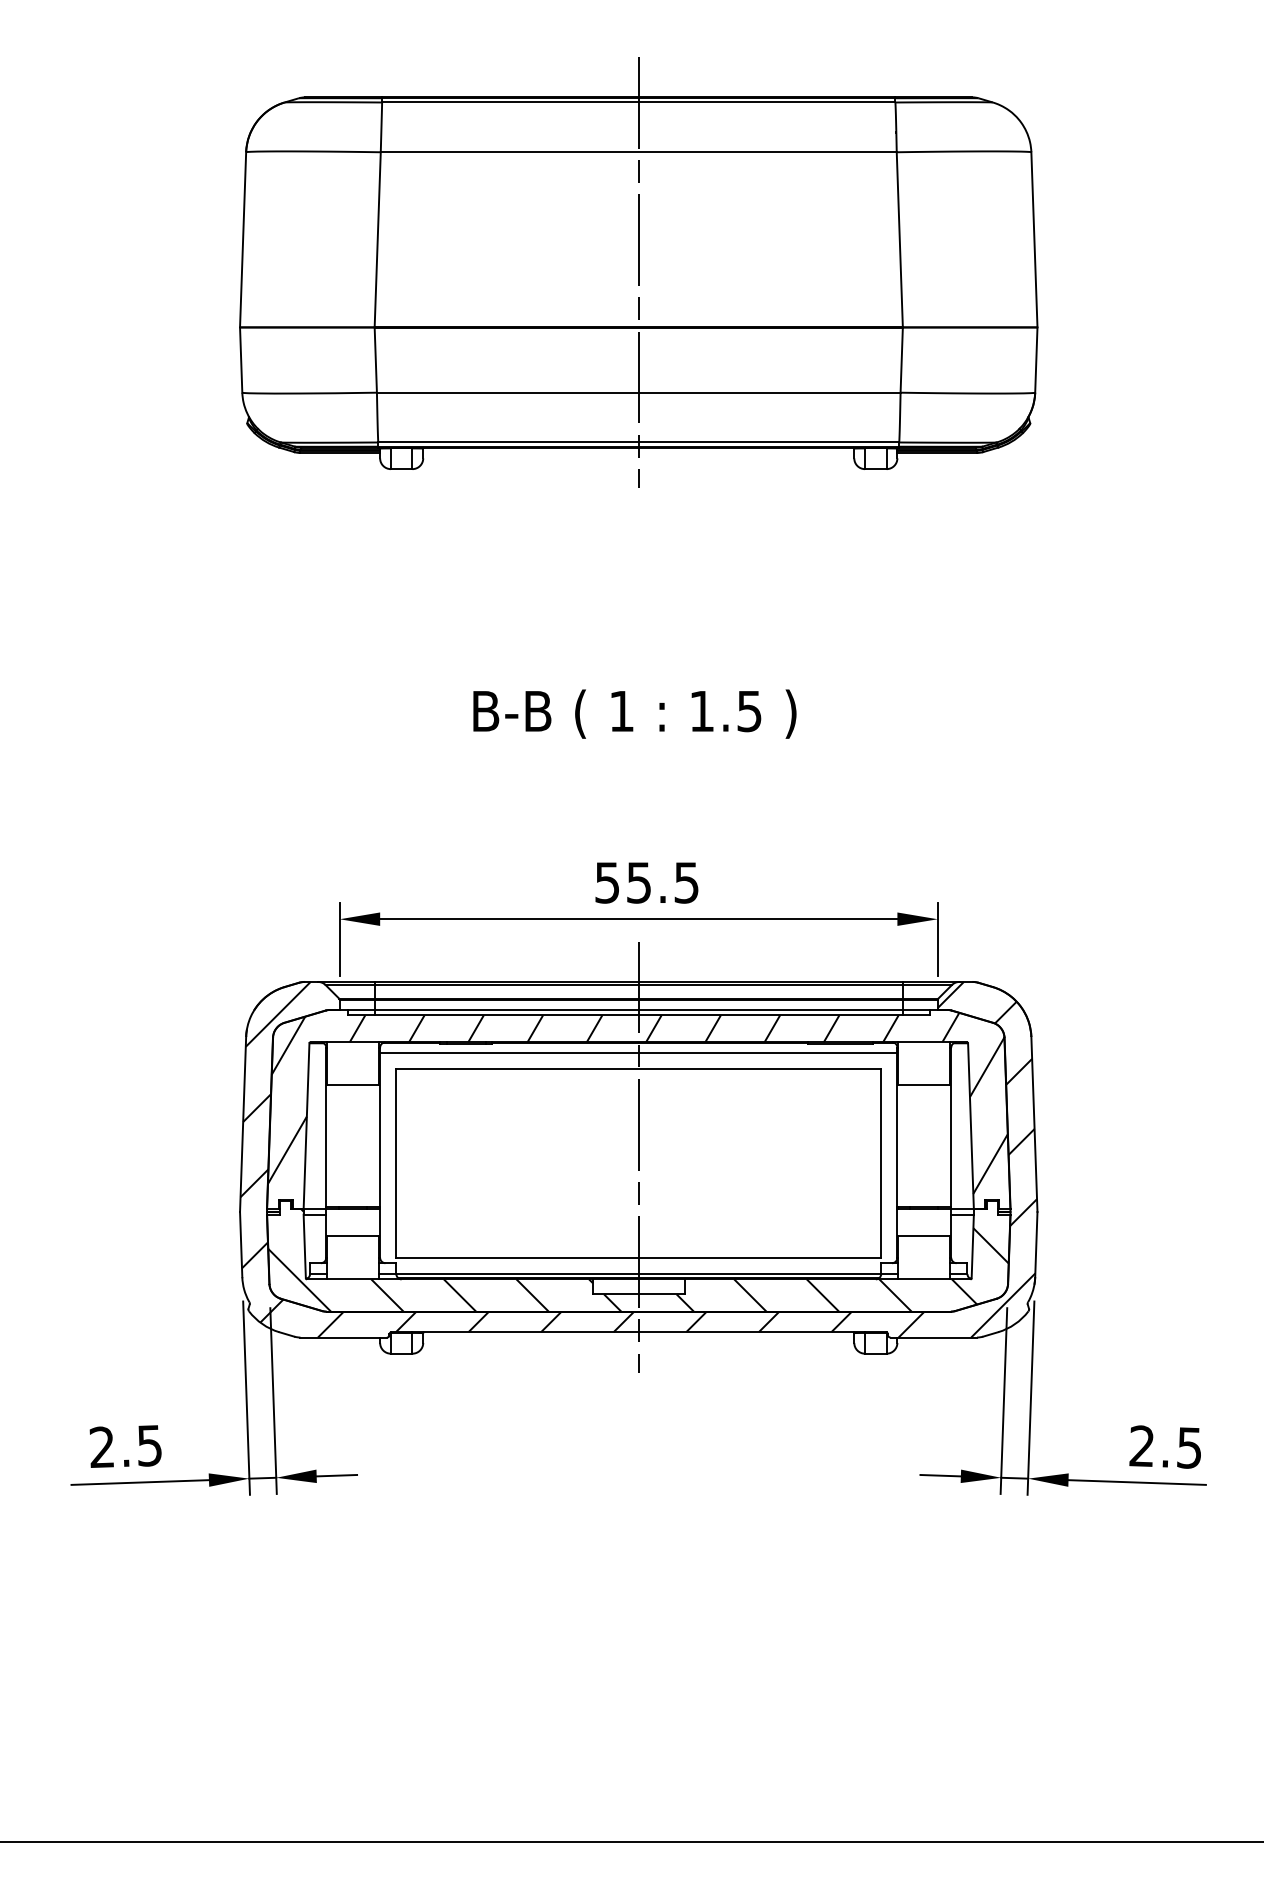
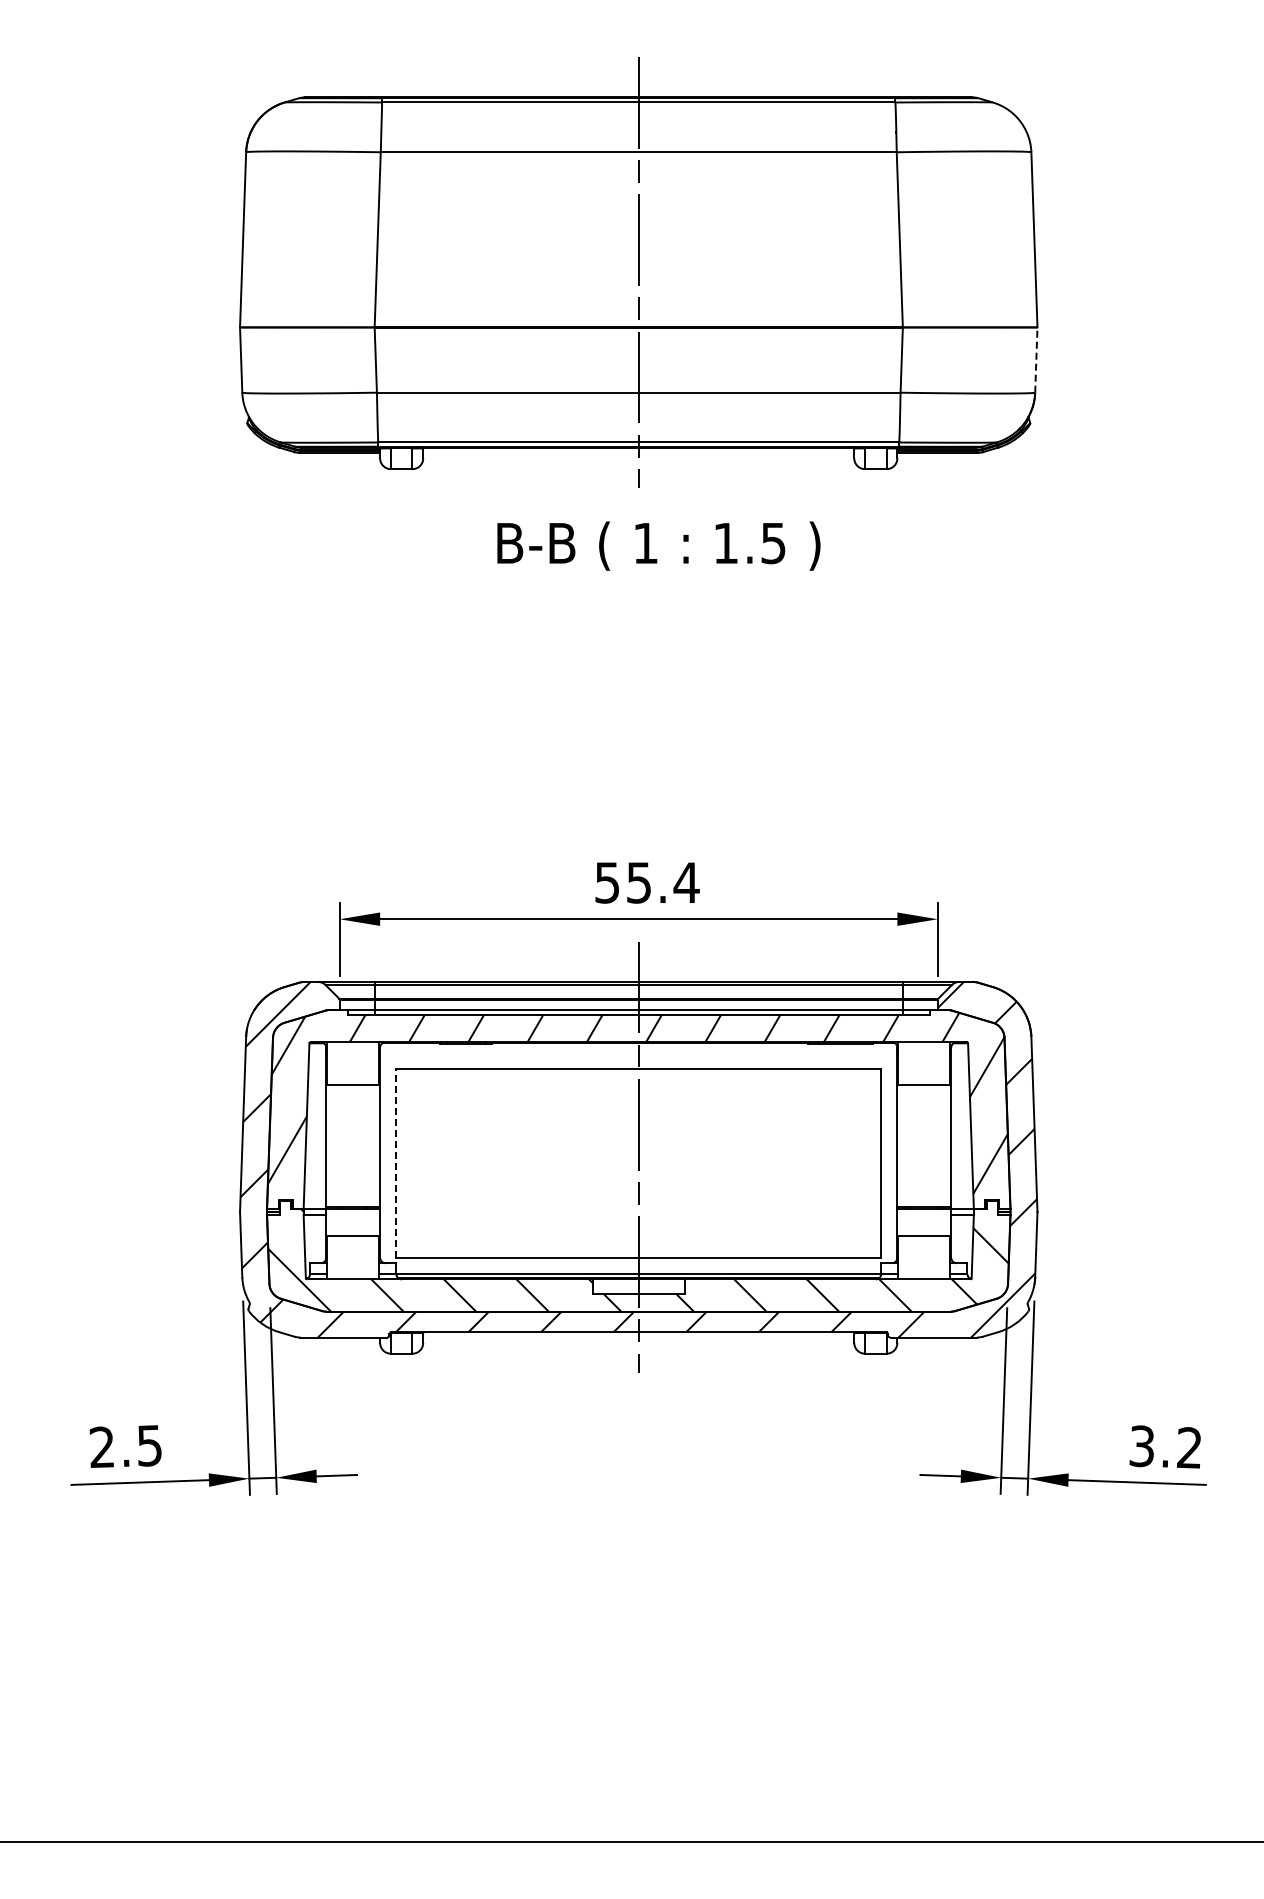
line: solid -> dashed (1036, 360)
text position: (634, 713) -> (658, 545) (658, 545)
text: 55.5 -> 55.4 (686, 882)
line: present -> none (638, 1053)
line: solid -> dashed (396, 1163)
text: 2.5 -> 3.2 (1164, 1446)
